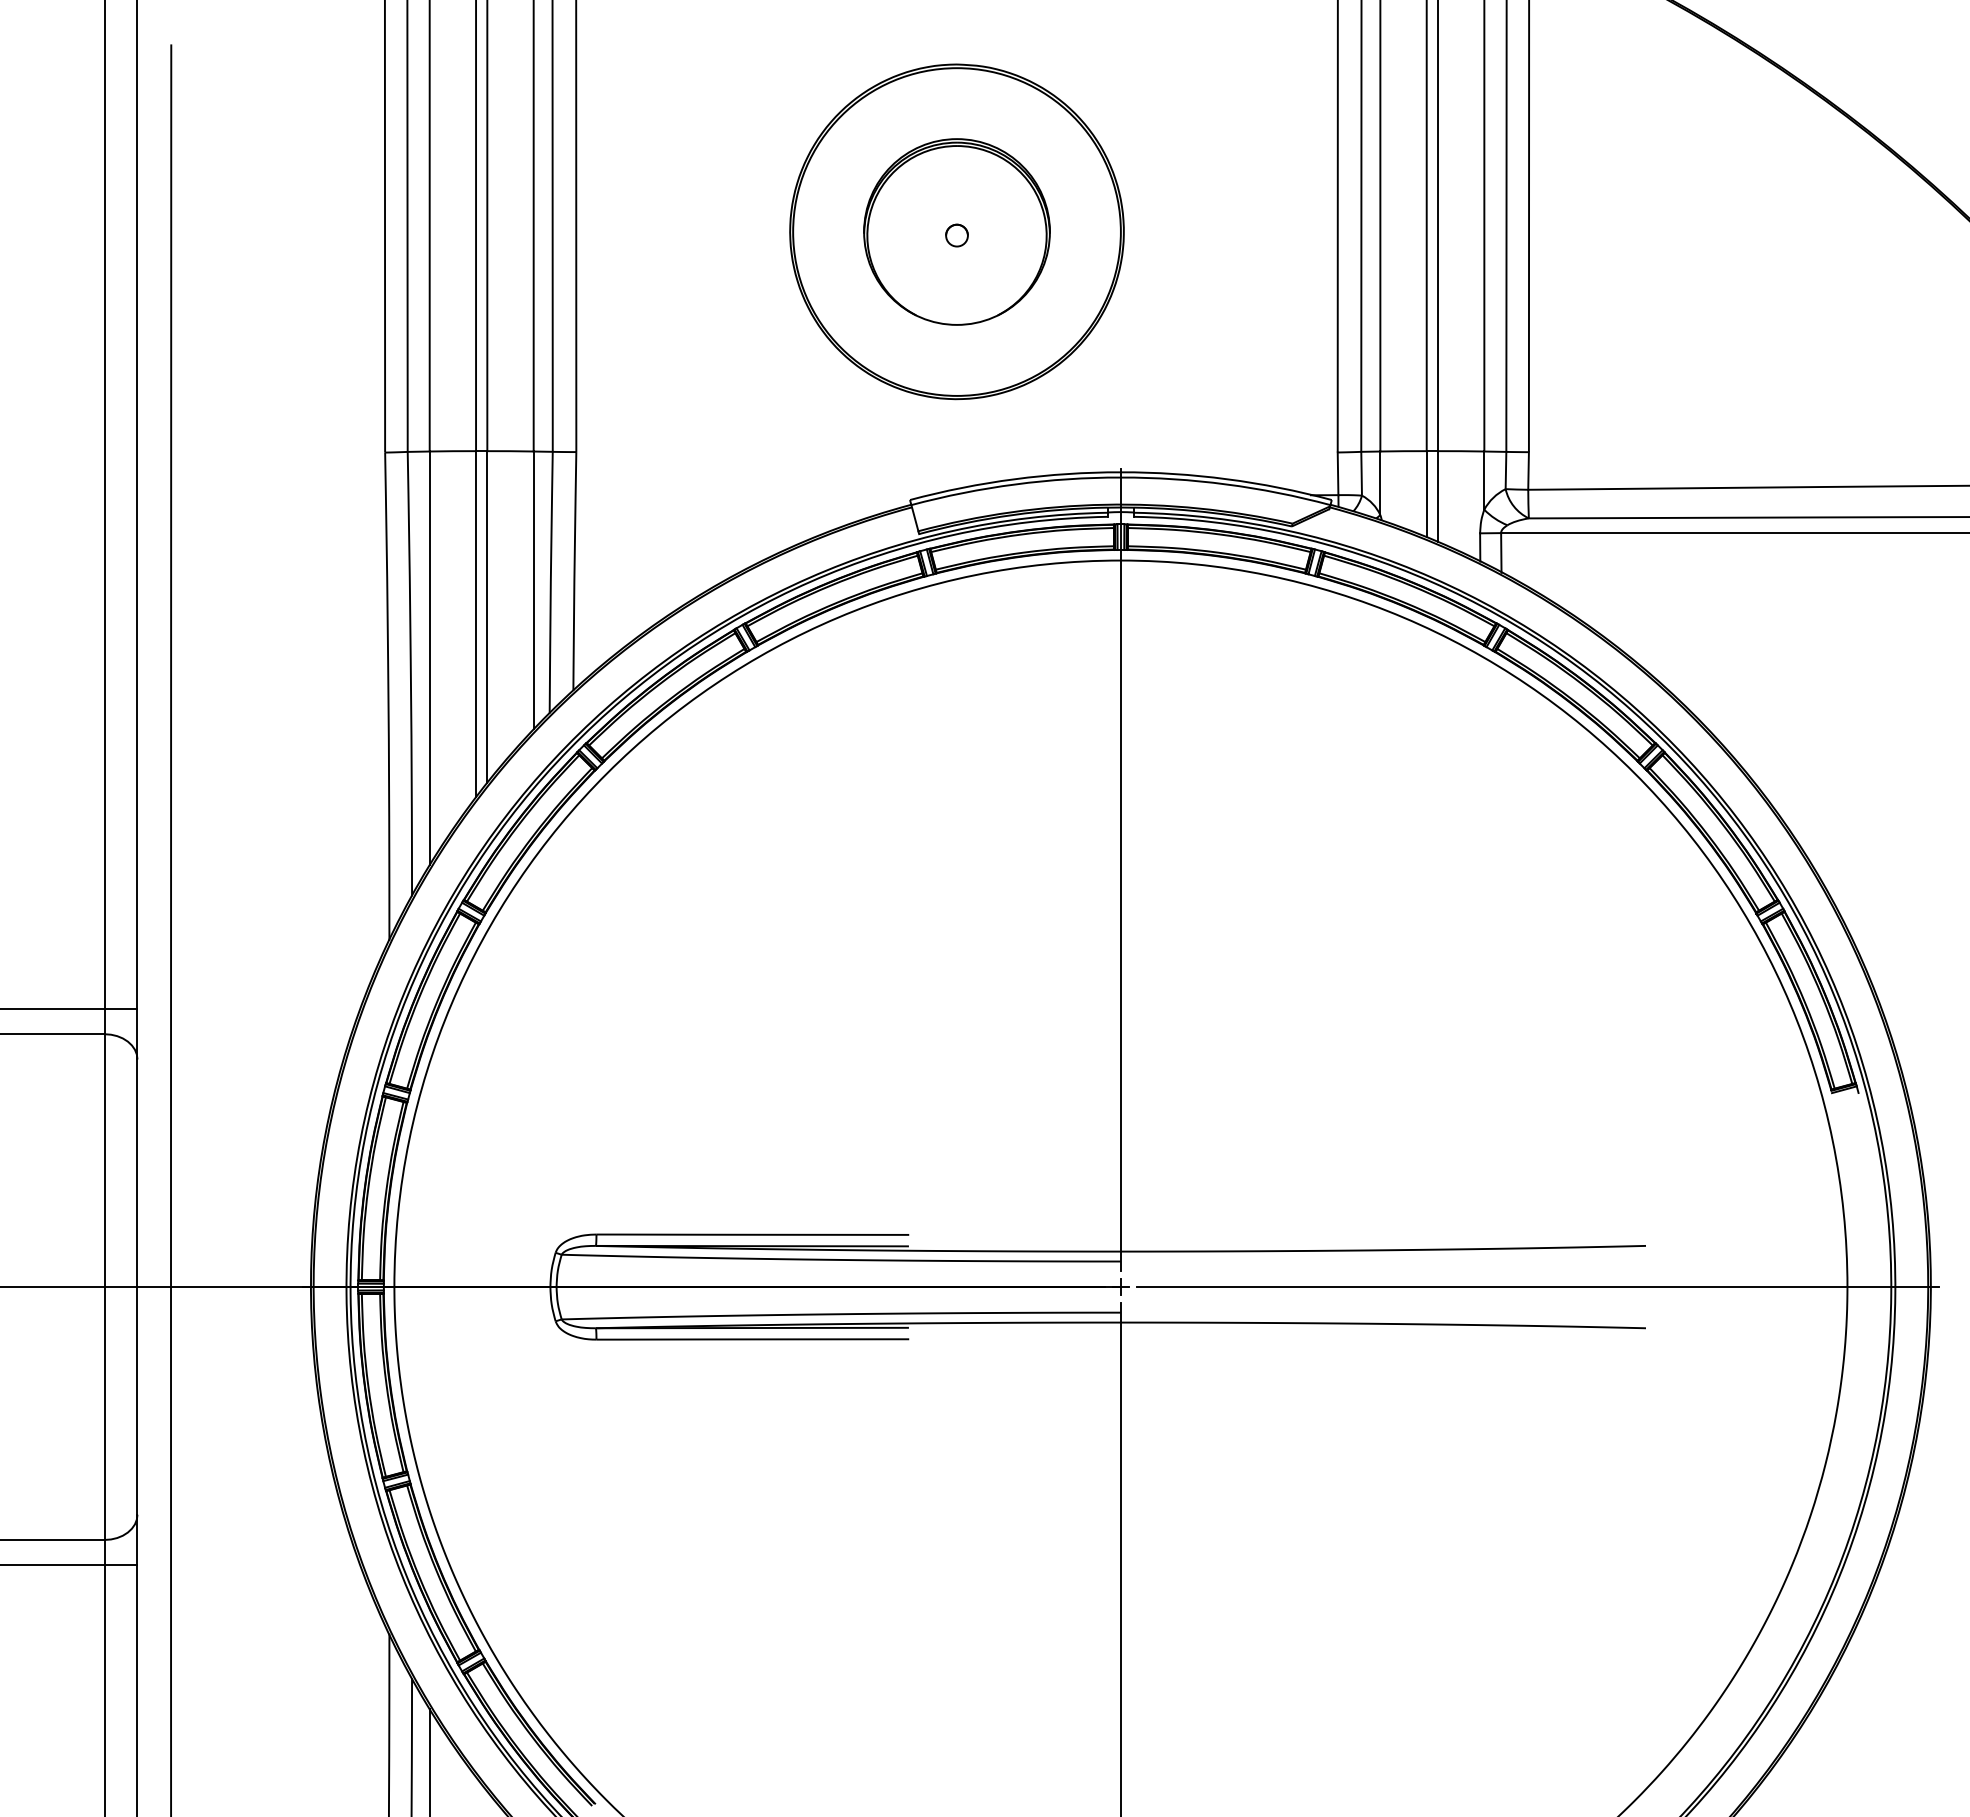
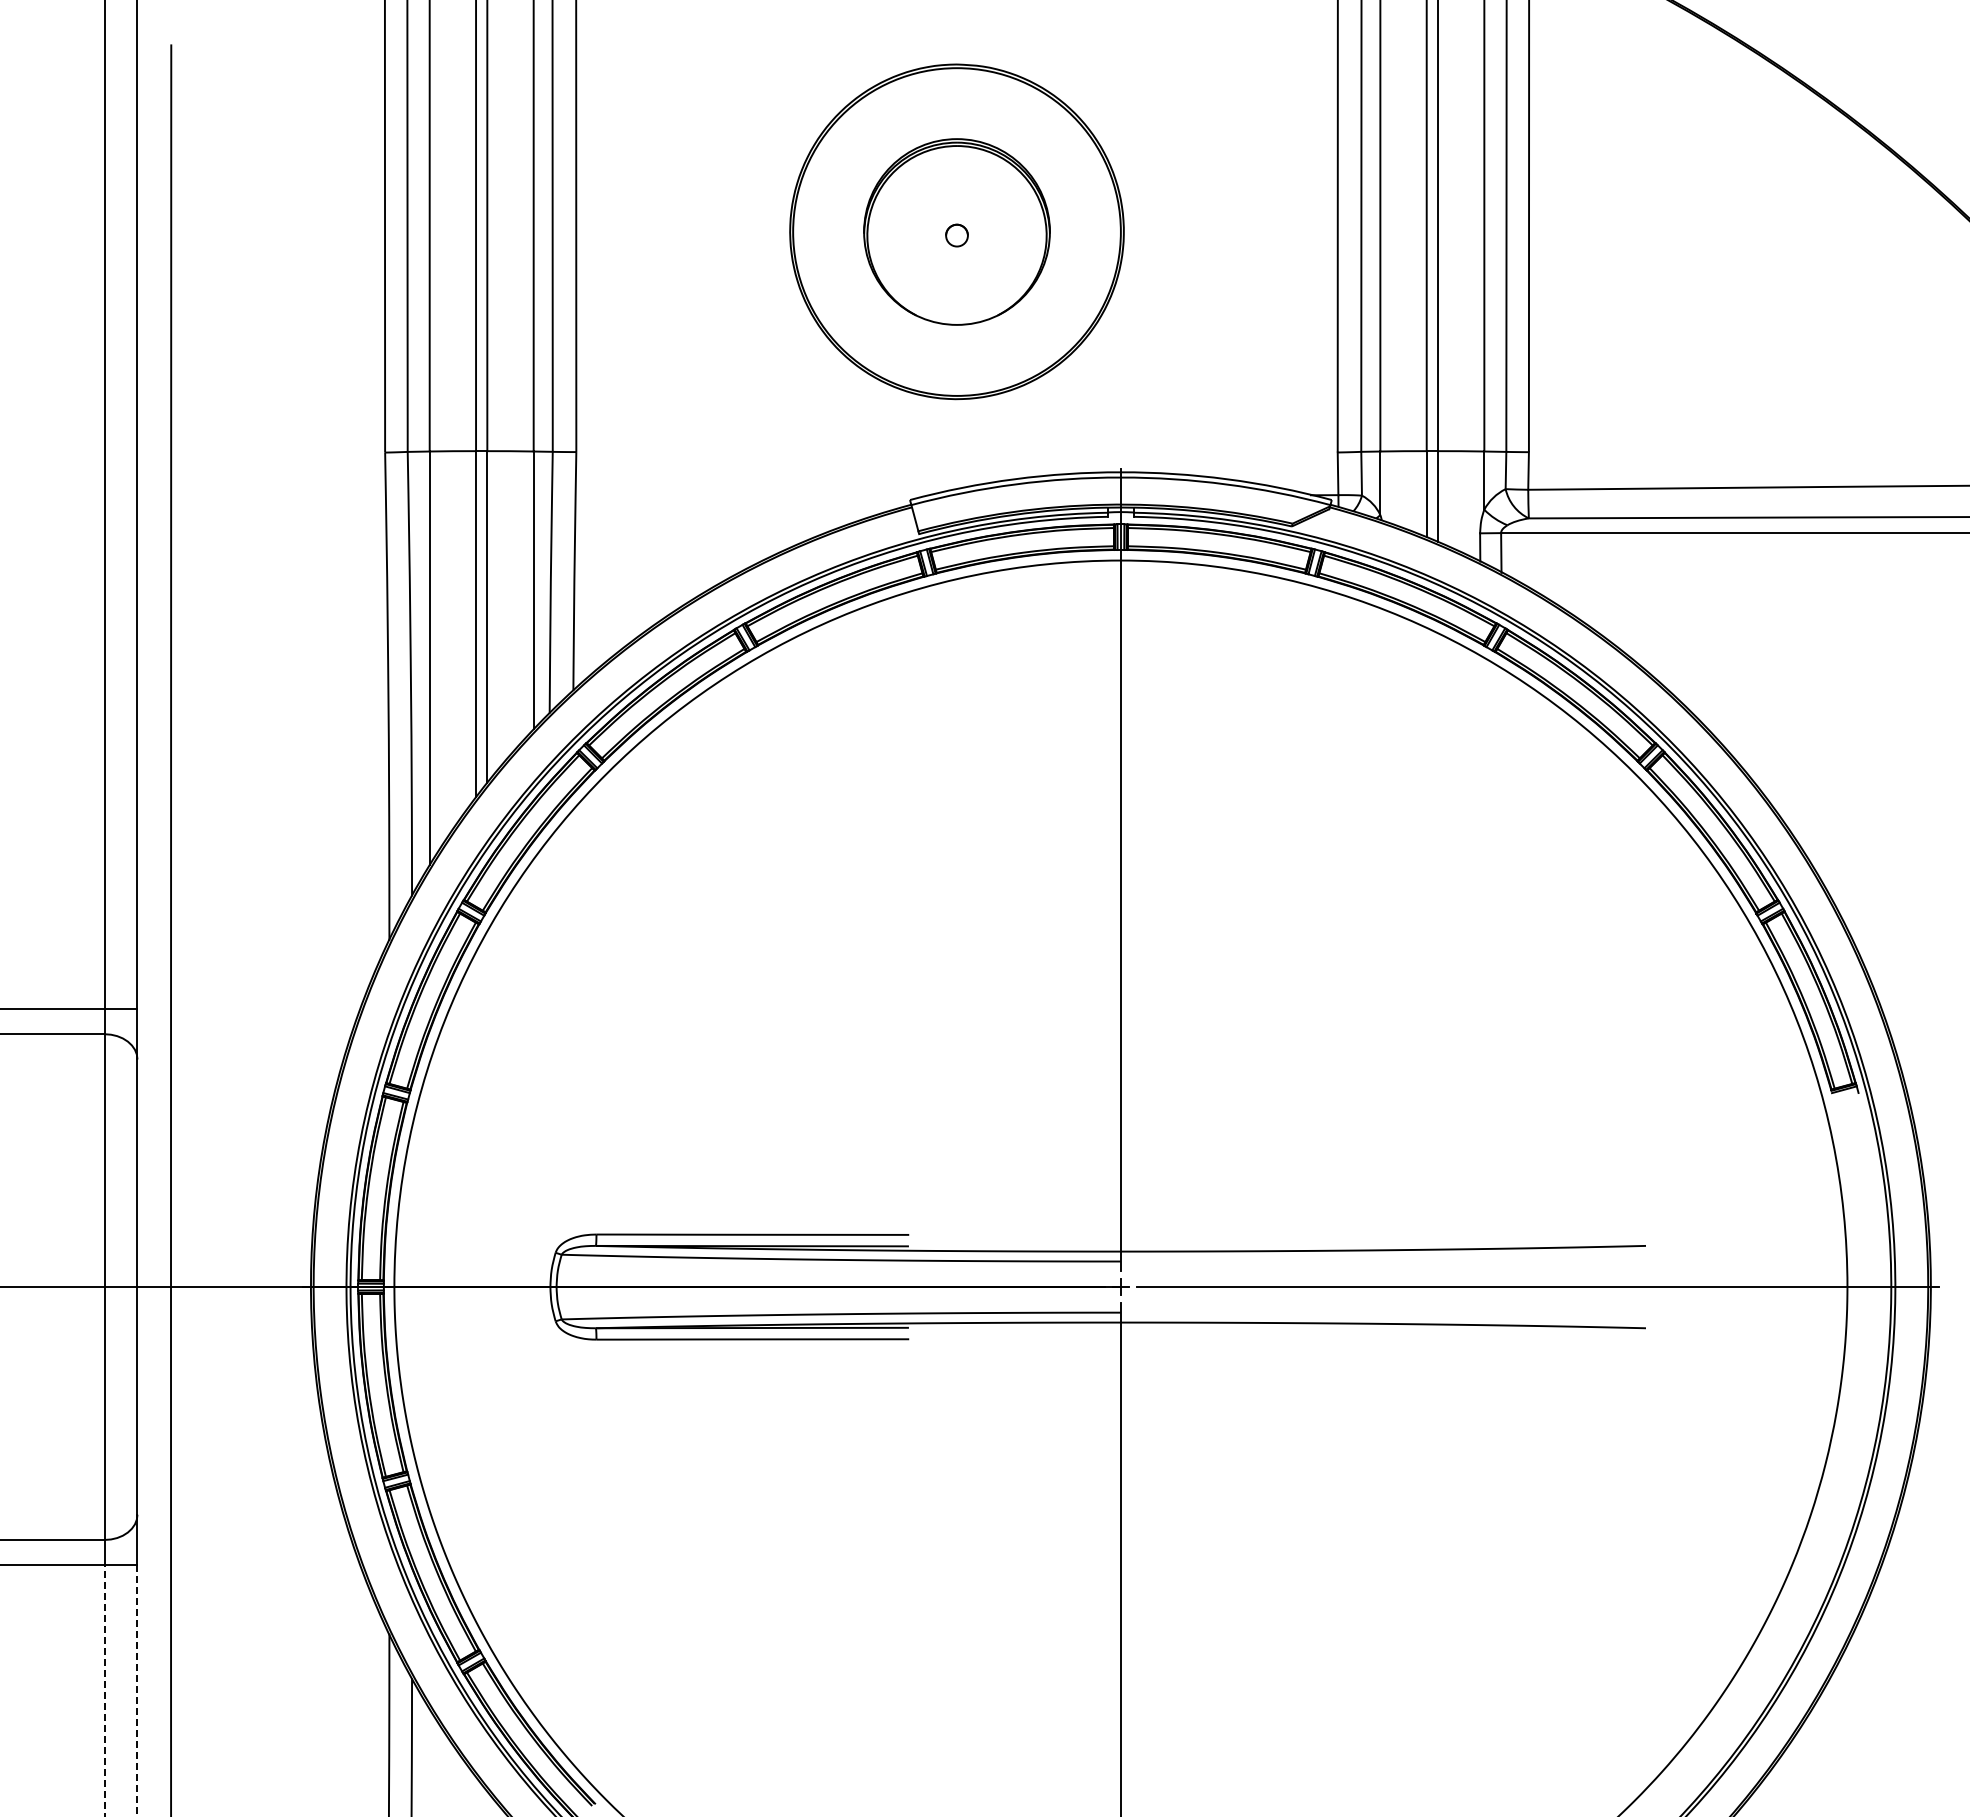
line: solid -> dashed (104, 1690)
line: solid -> dashed (137, 1691)
line: present -> none (429, 1761)
